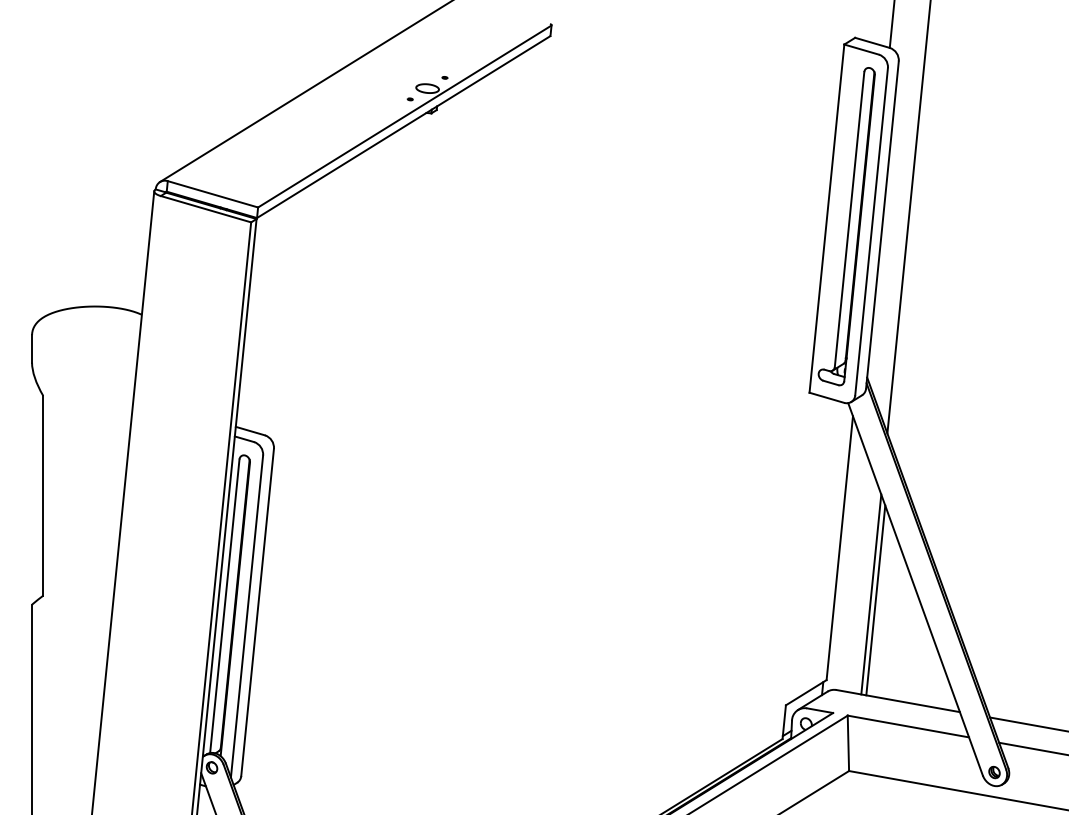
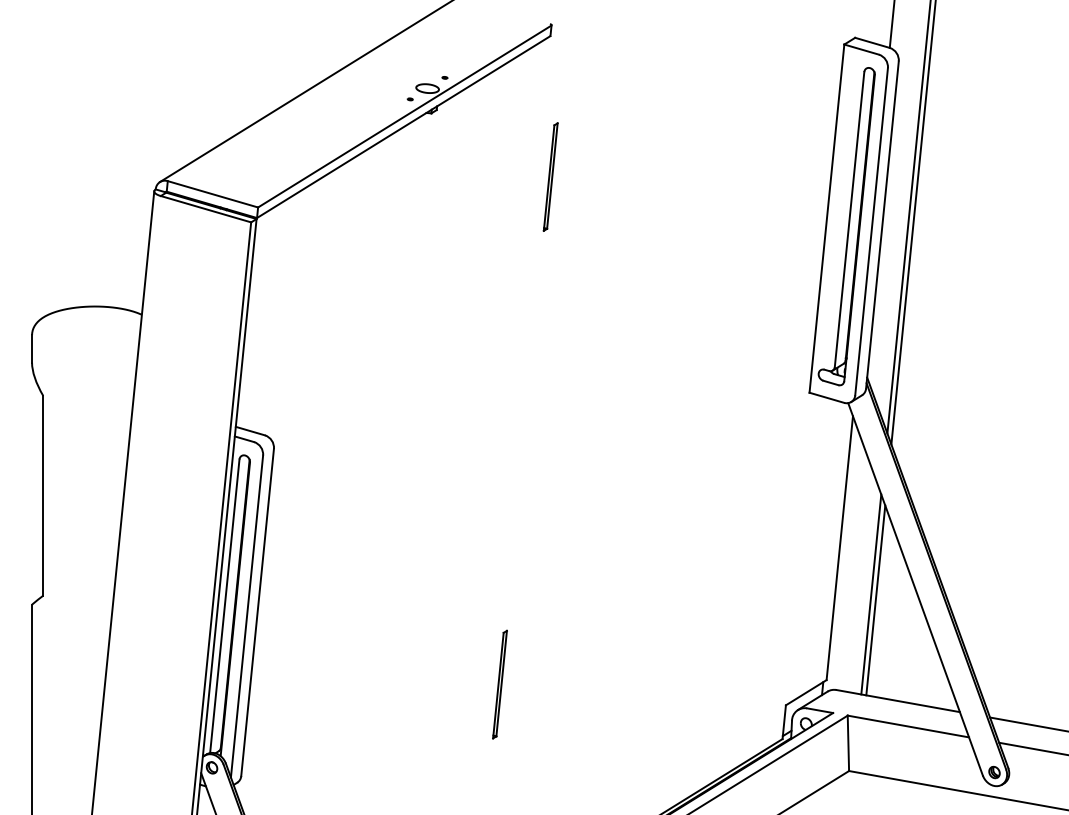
part: none -> present (550, 176)
line: none -> present (913, 223)
part: none -> present (499, 684)
